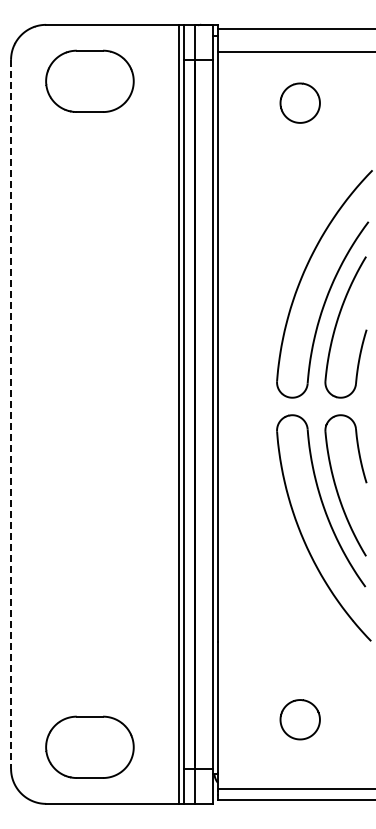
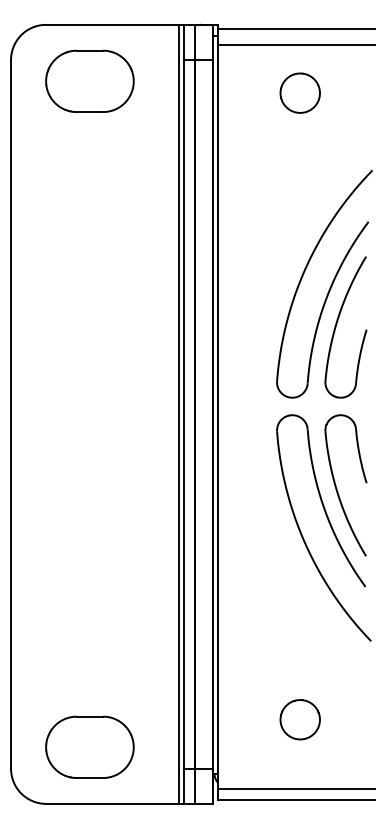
line position: (294, 52) -> (294, 45) (294, 45)
part position: (299, 102) -> (299, 92) (299, 92)
line: dashed -> solid (11, 414)
